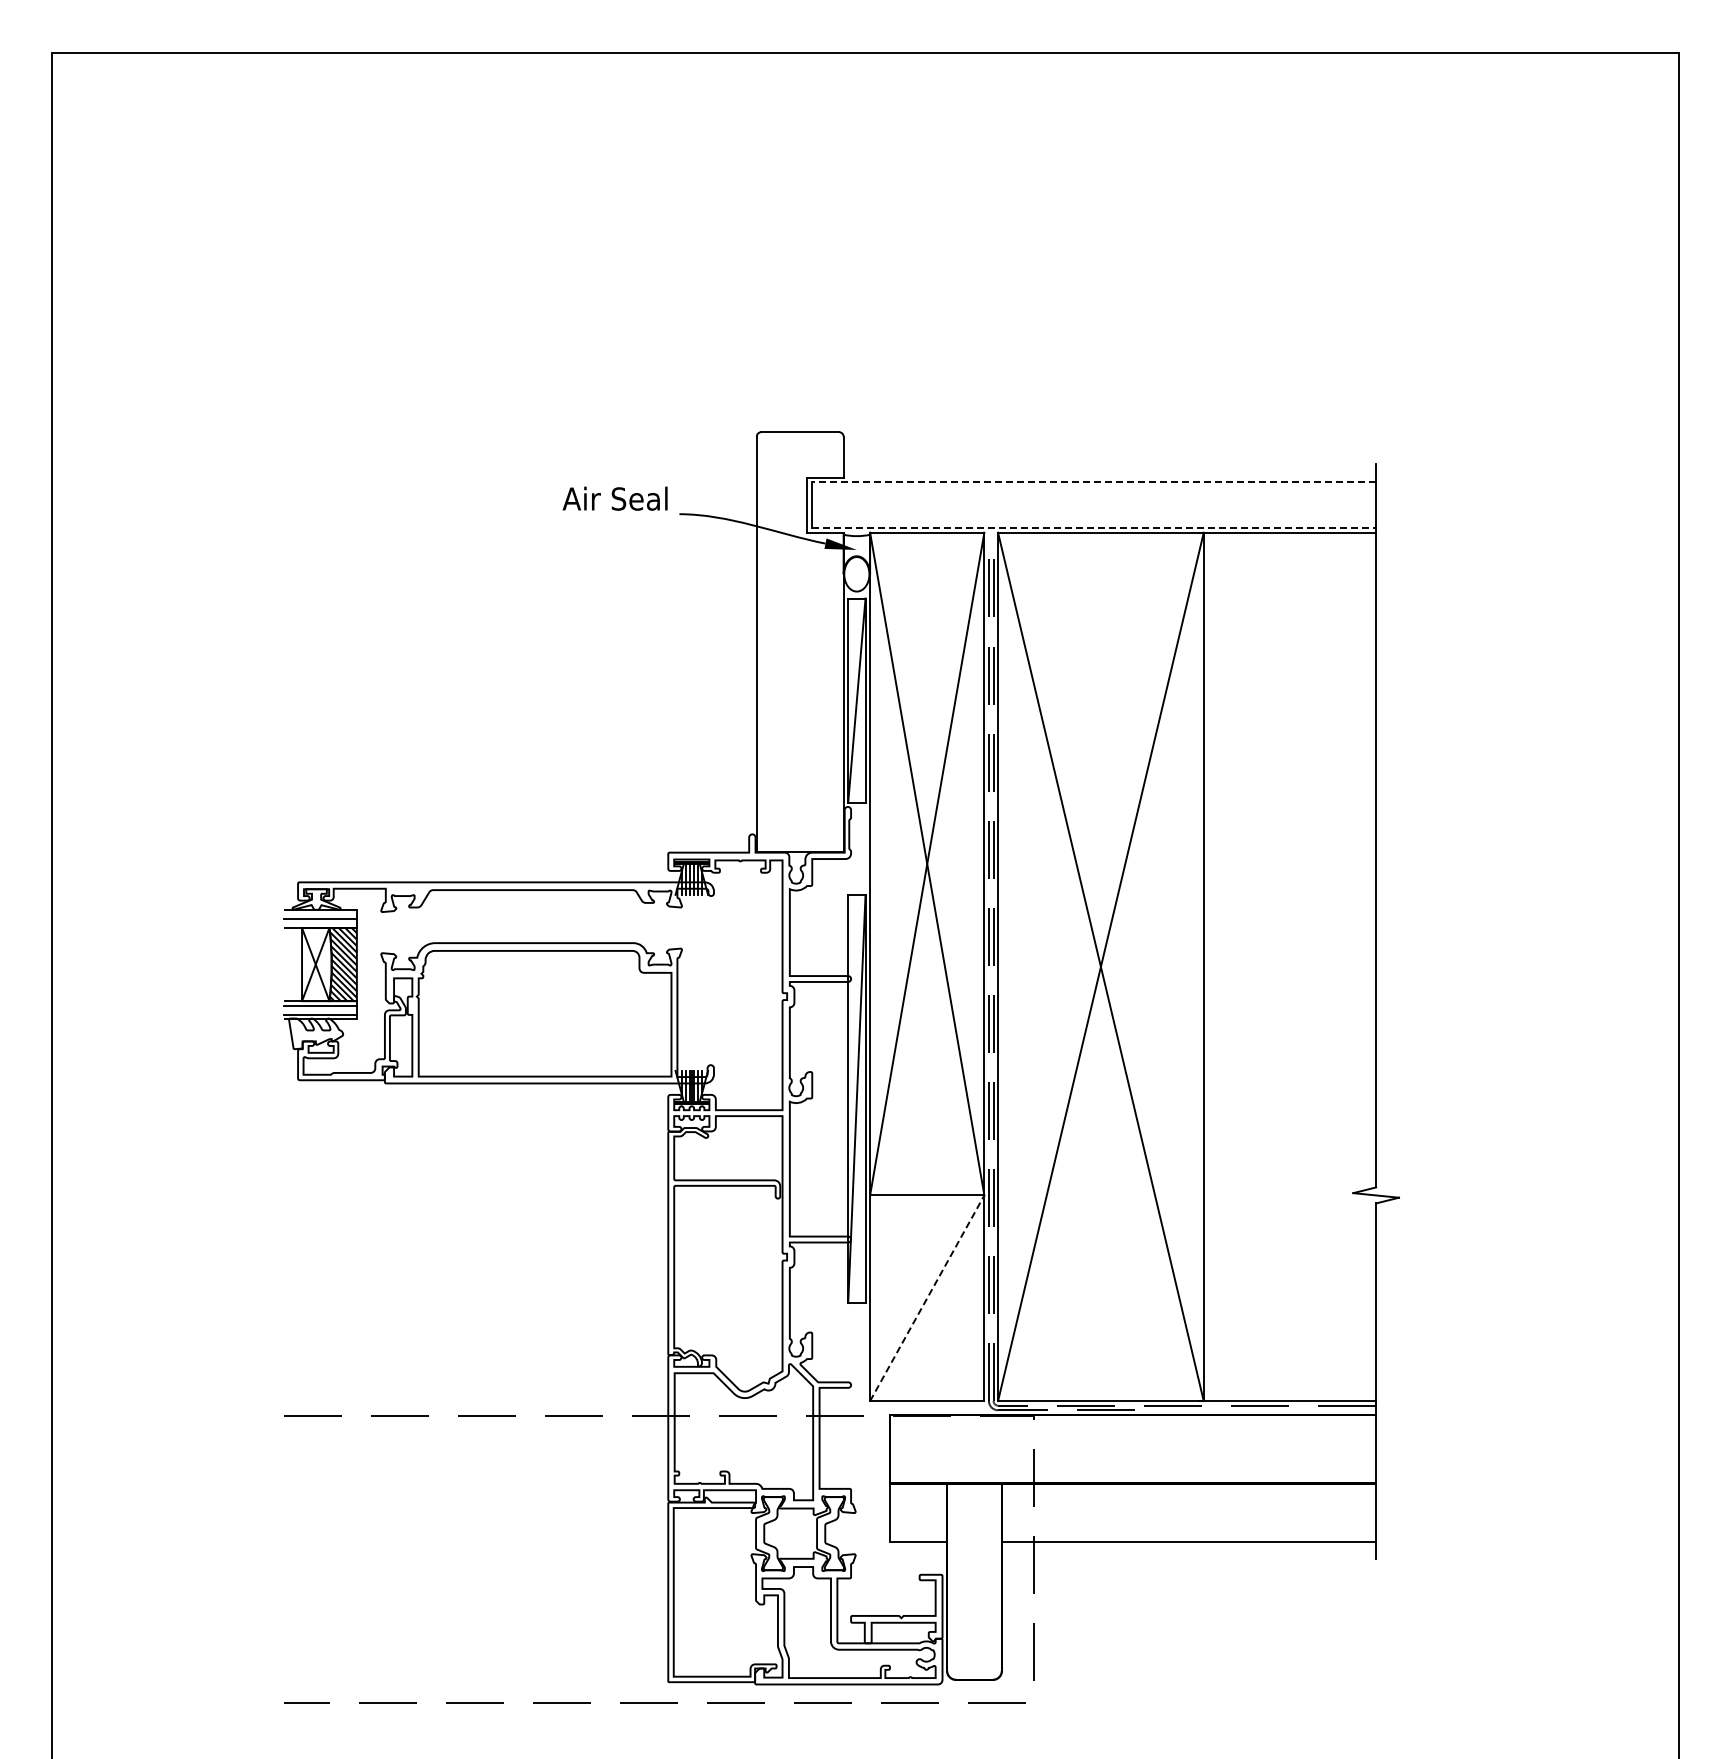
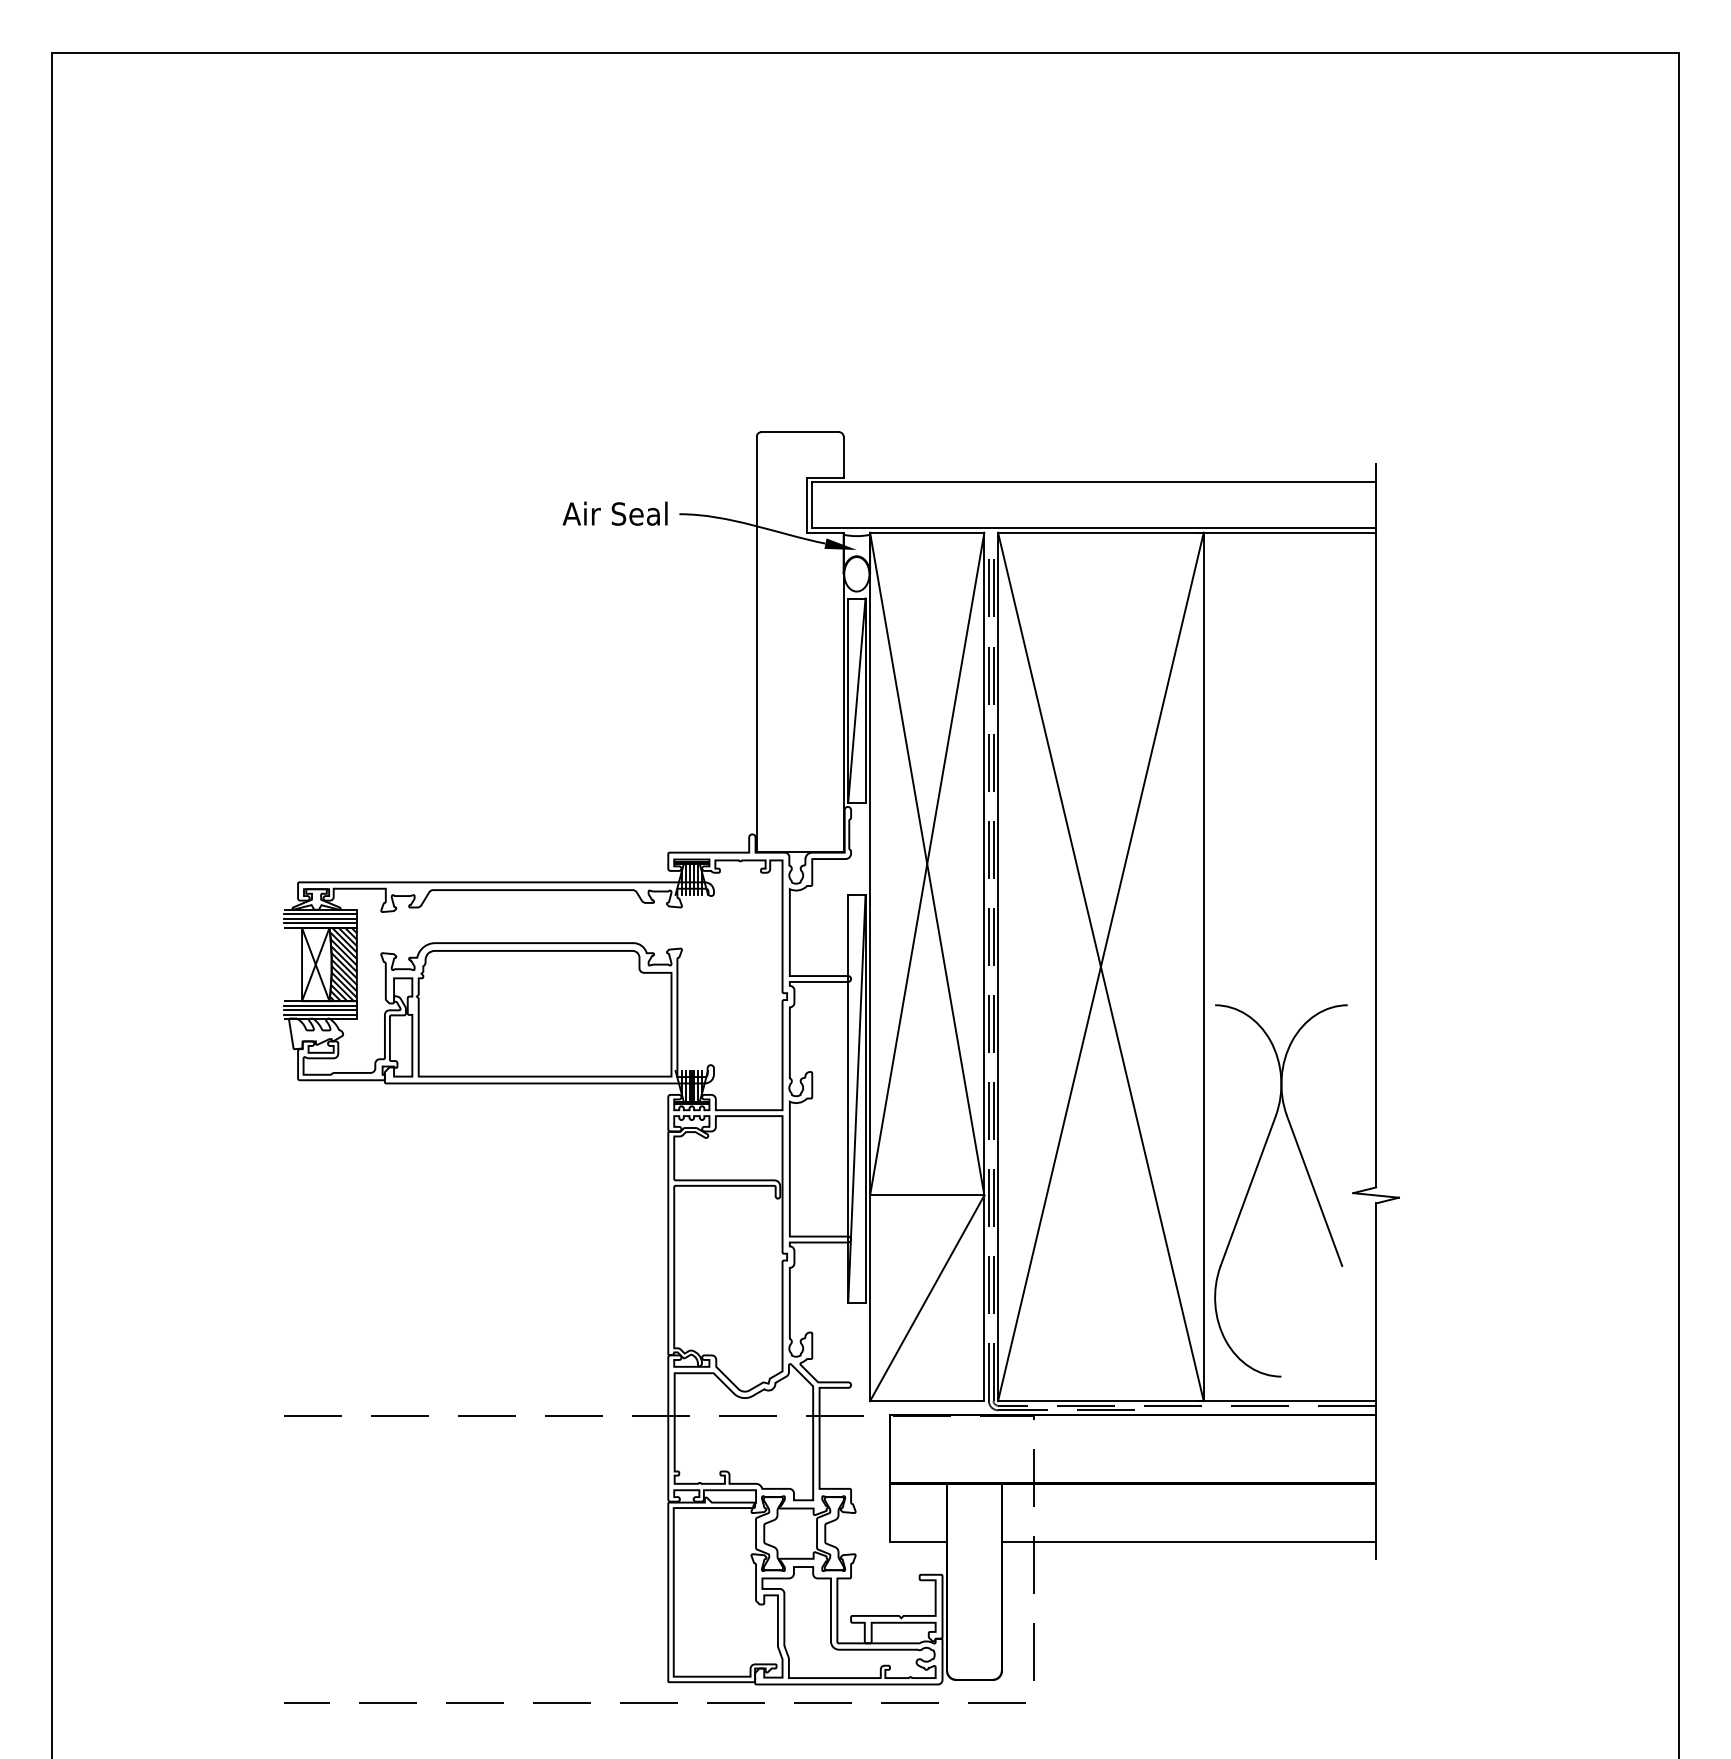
line: dashed -> solid (1093, 482)
text position: (614, 498) -> (614, 513) (614, 513)
line: dashed -> solid (1094, 528)
line: none -> present (319, 914)
line: none -> present (319, 923)
line: none -> present (319, 1010)
part: none -> present (1253, 1180)
line: dashed -> solid (927, 1298)
